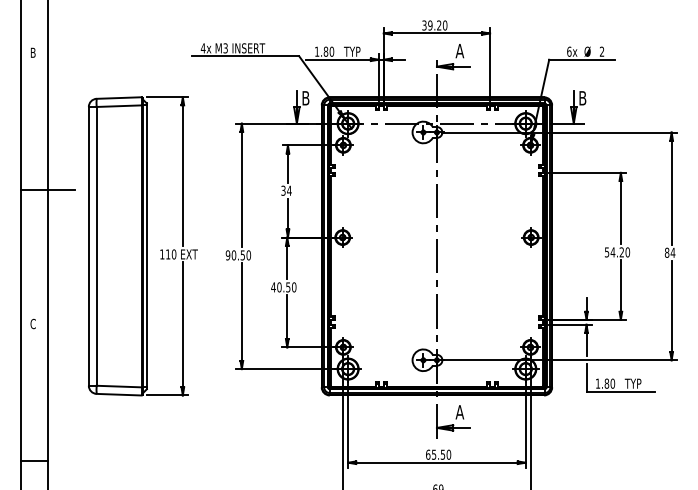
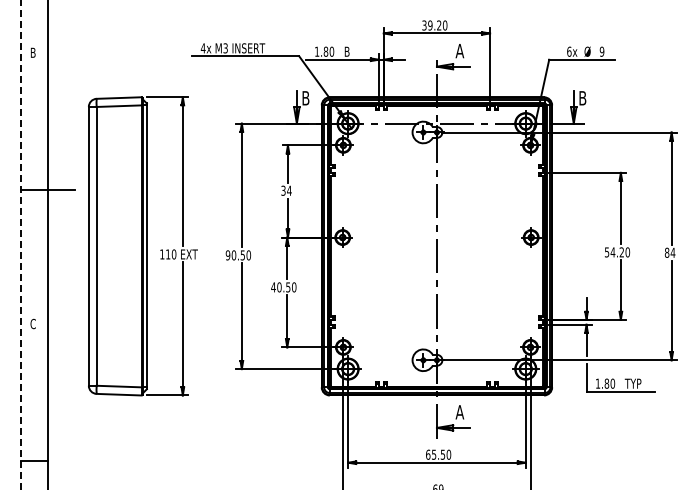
text: TYP -> B (352, 51)
text: 2 -> 9 (601, 51)
line: solid -> dashed (20, 245)
